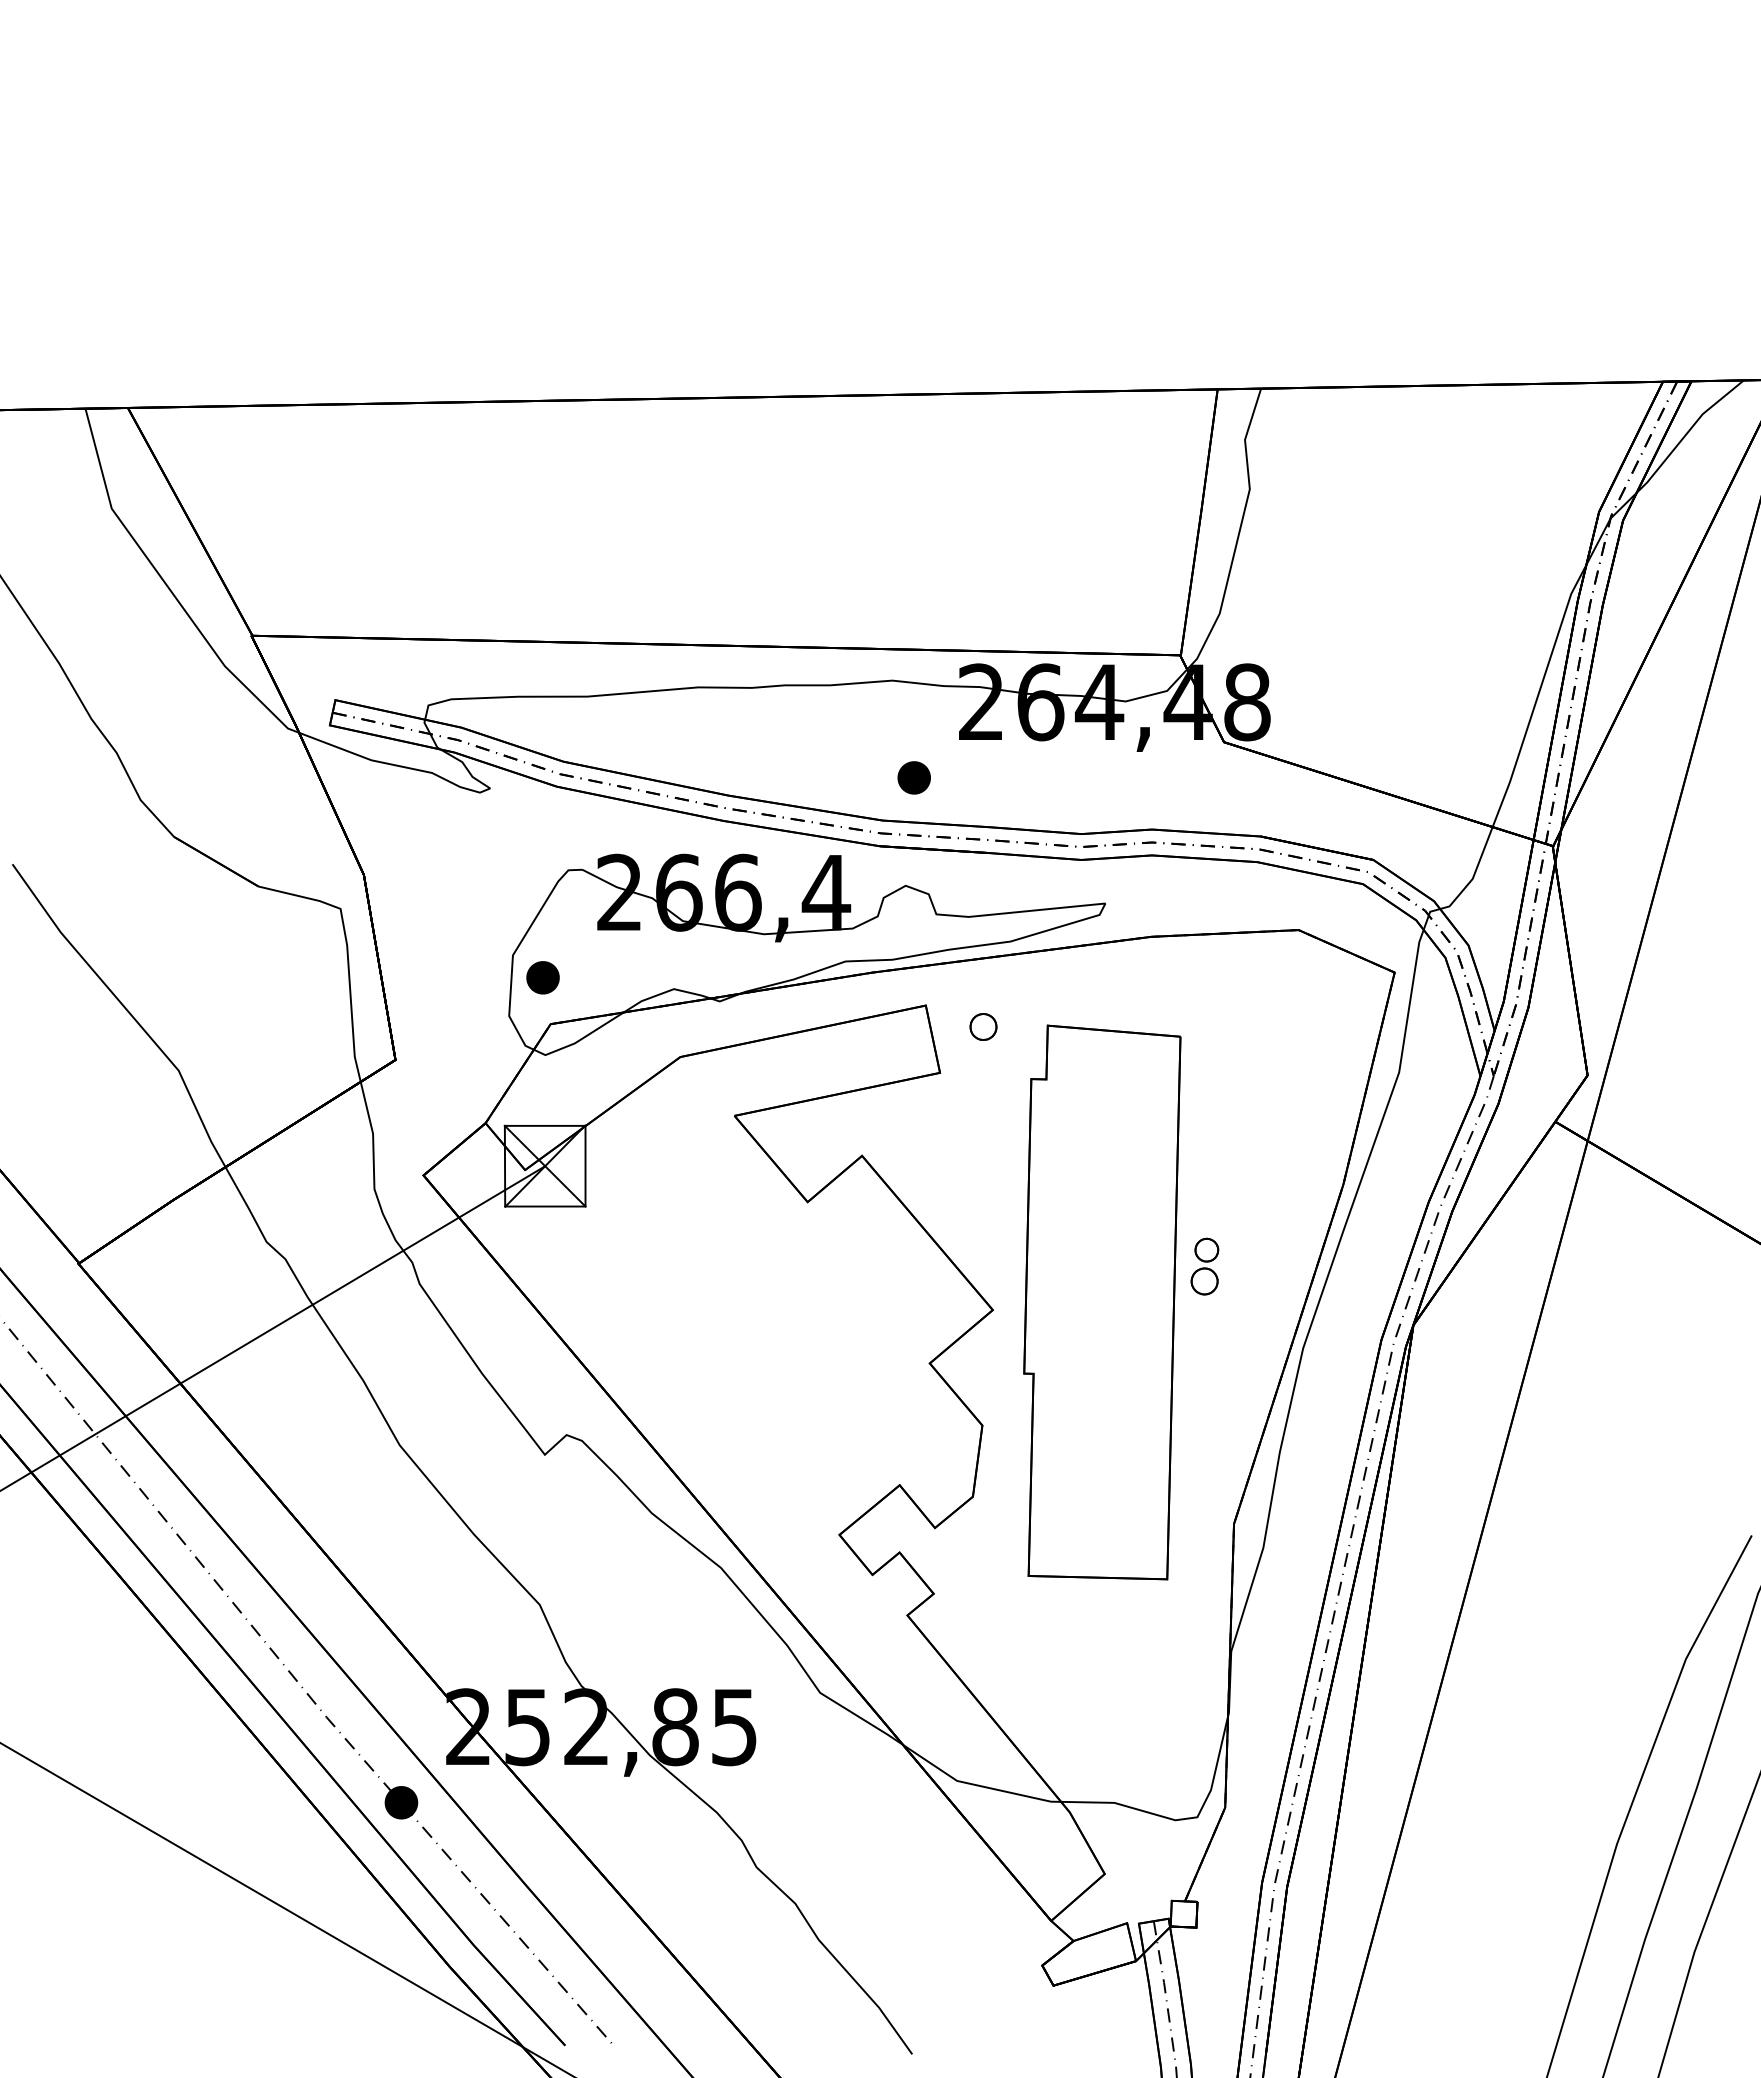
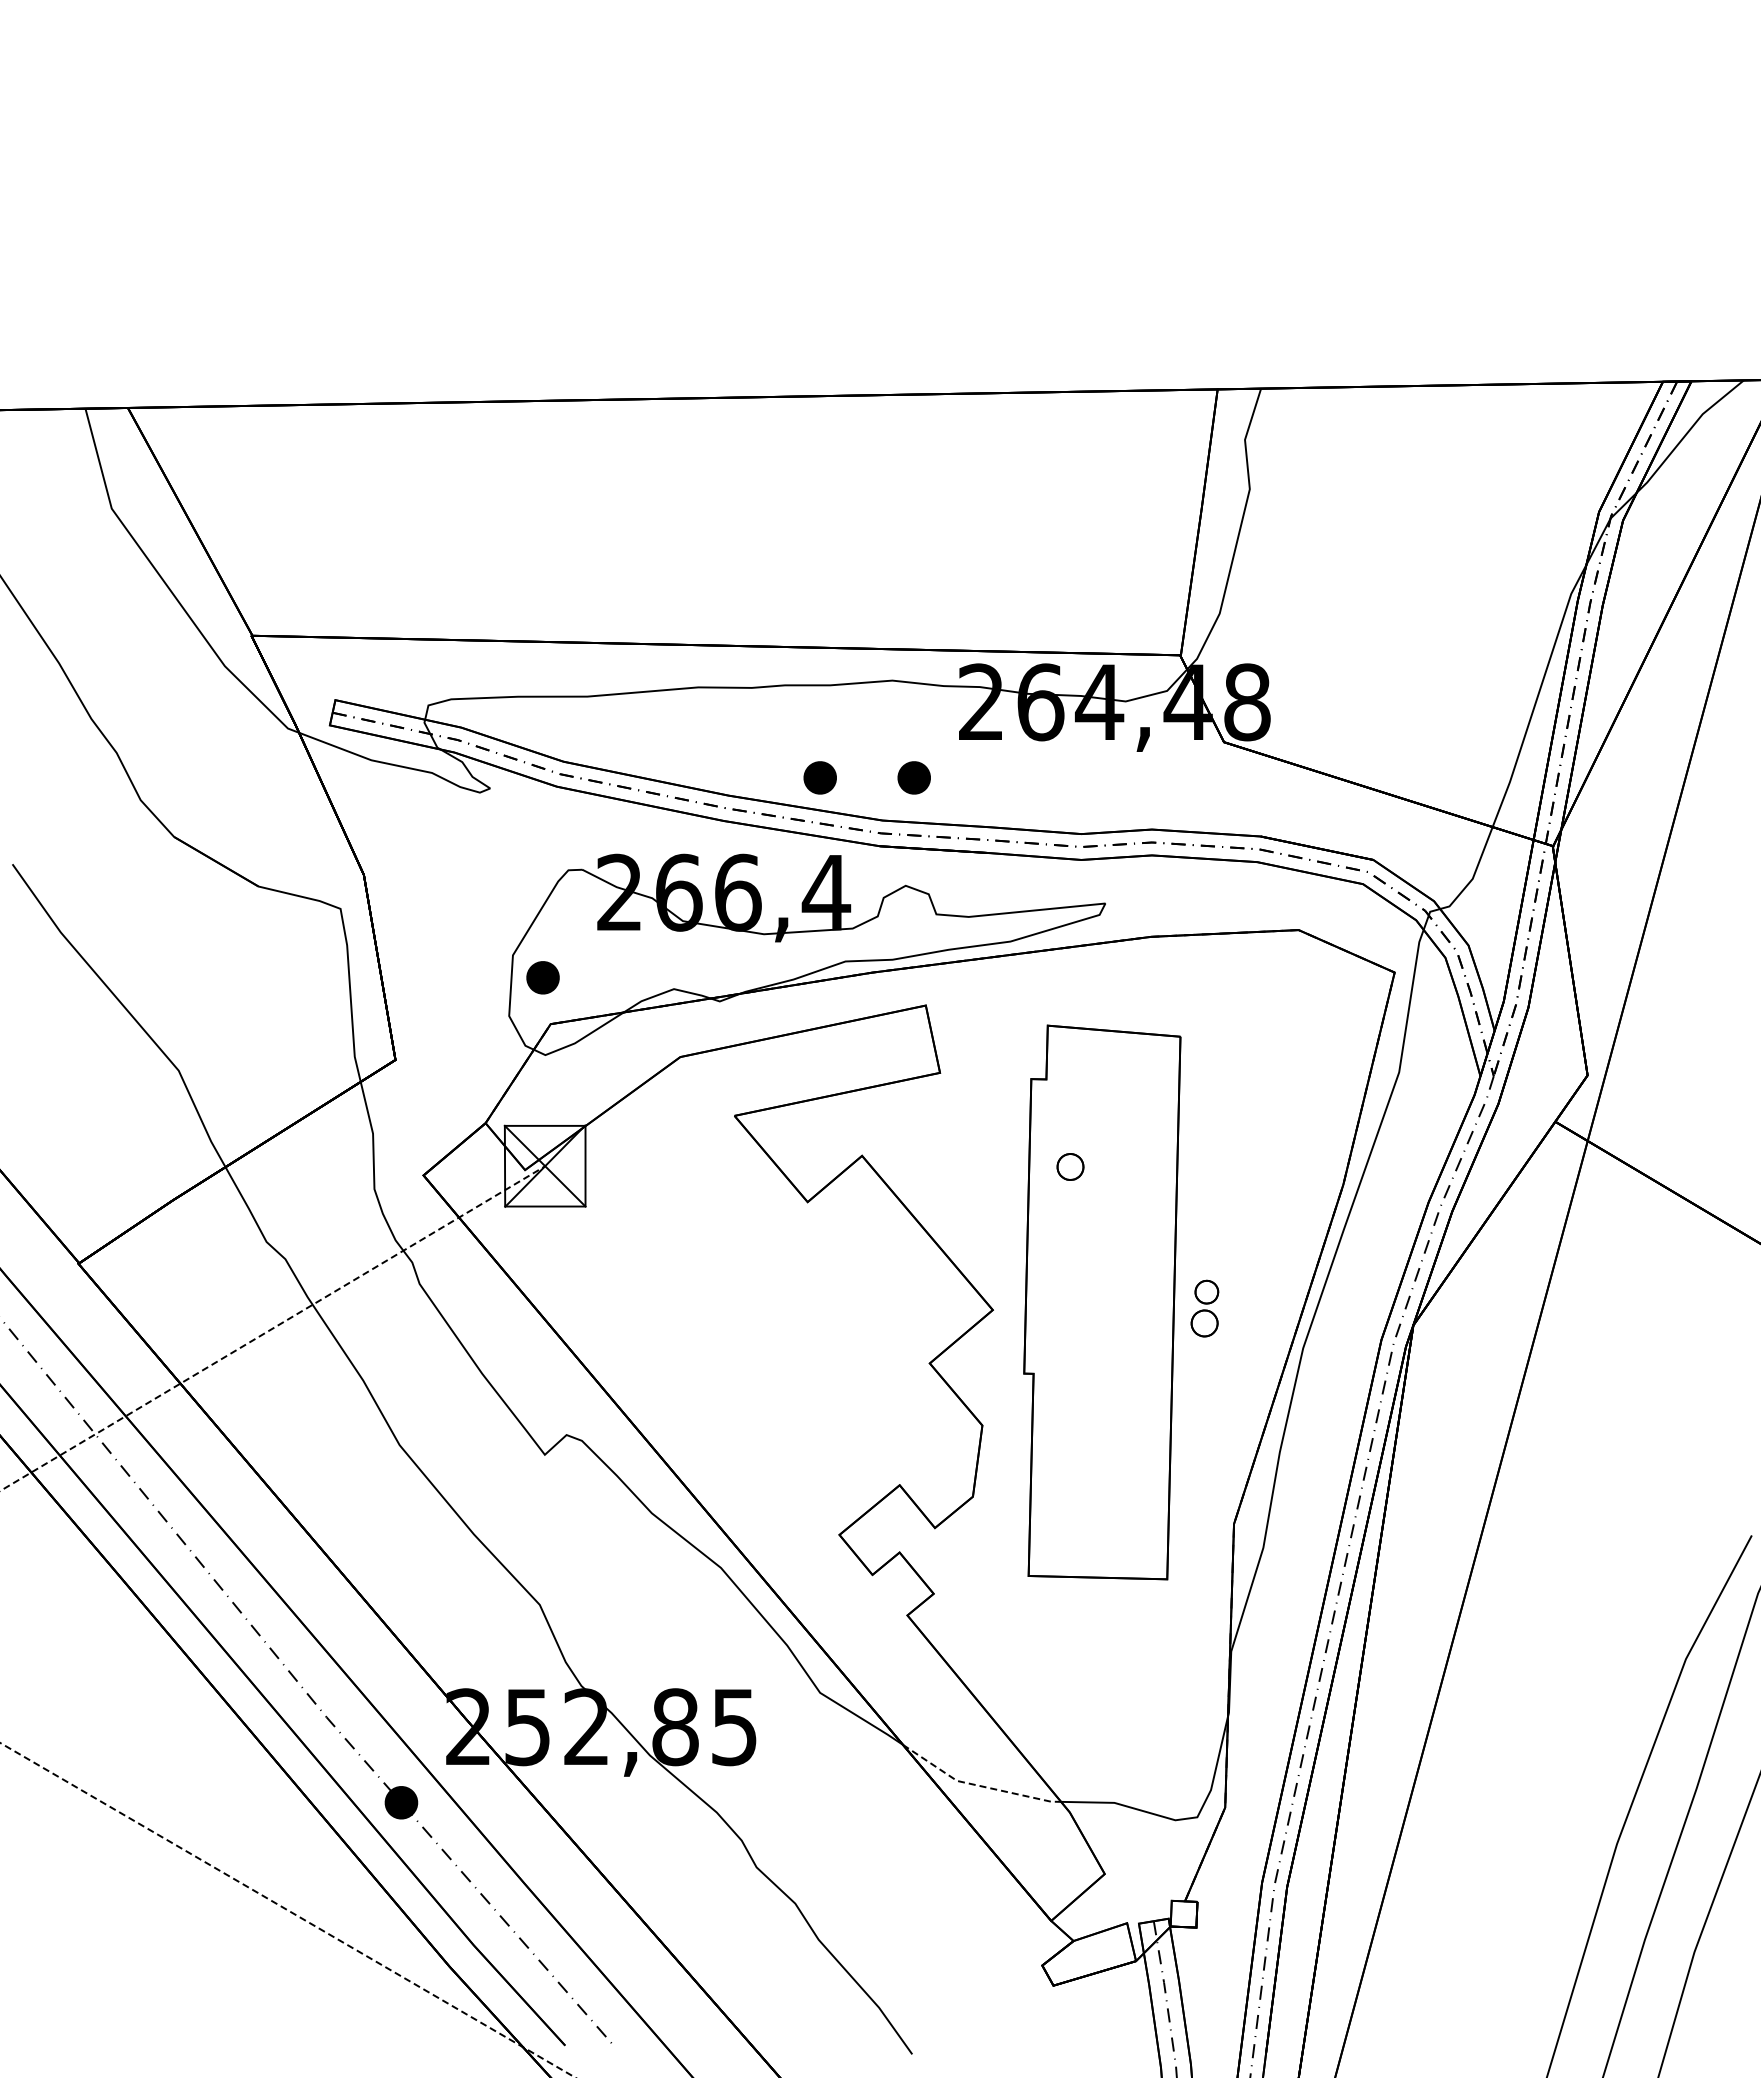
part: none -> present (819, 777)
part position: (983, 1026) -> (1070, 1166) (1070, 1166)
part position: (1204, 1266) -> (1204, 1308) (1204, 1308)
line: solid -> dashed (273, 1328)
line: solid -> dashed (977, 1785)
line: solid -> dashed (288, 1910)
